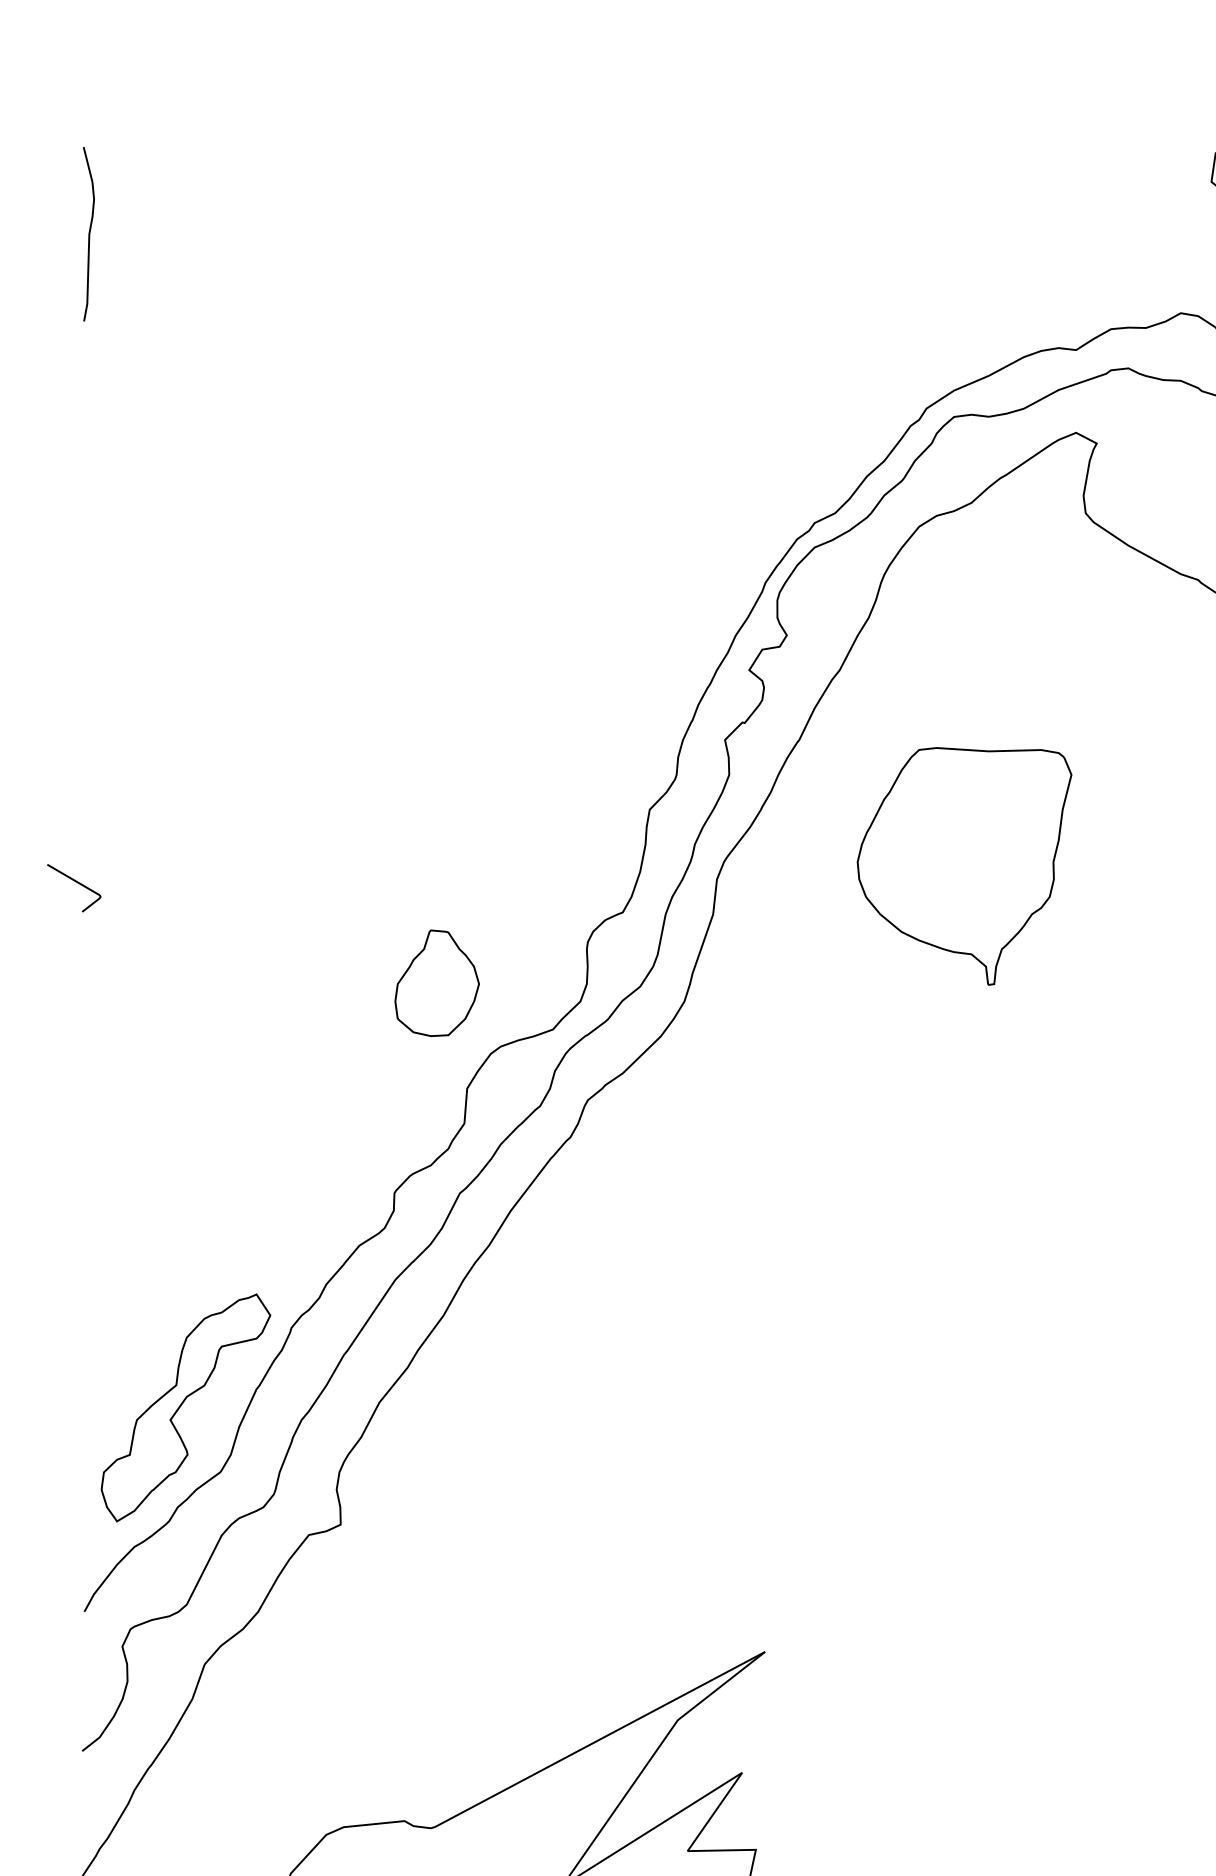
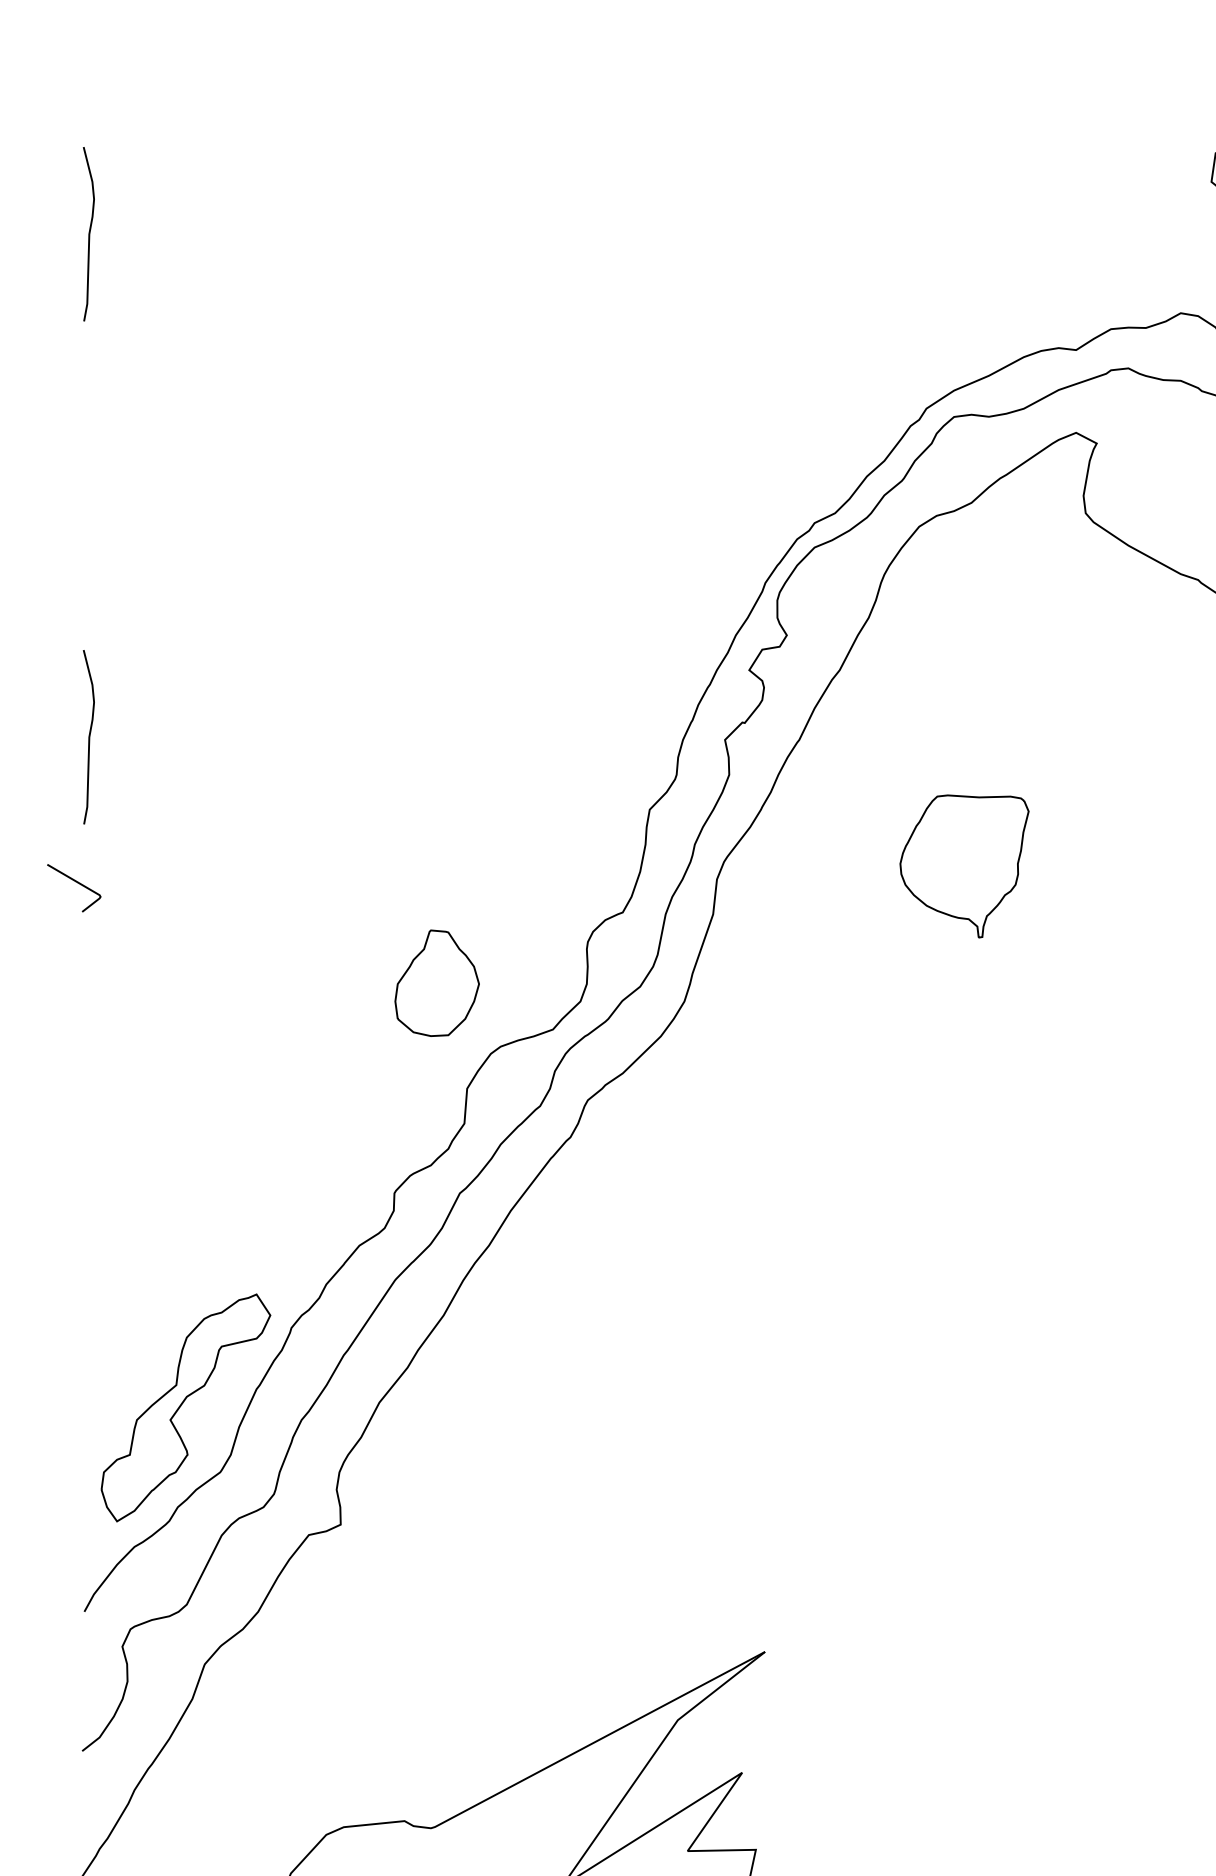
curve: none -> present (88, 737)
part size: 217x239 px -> 131x145 px (964, 866)
